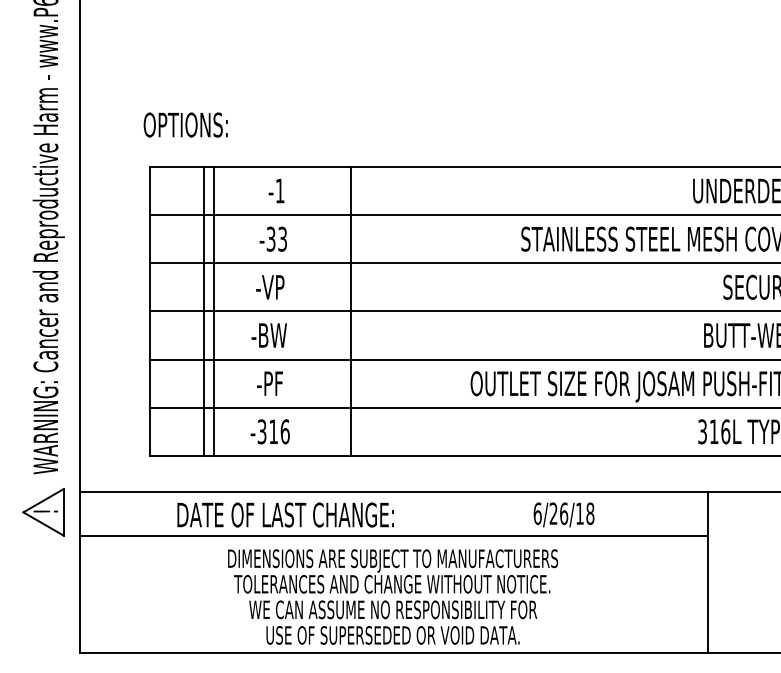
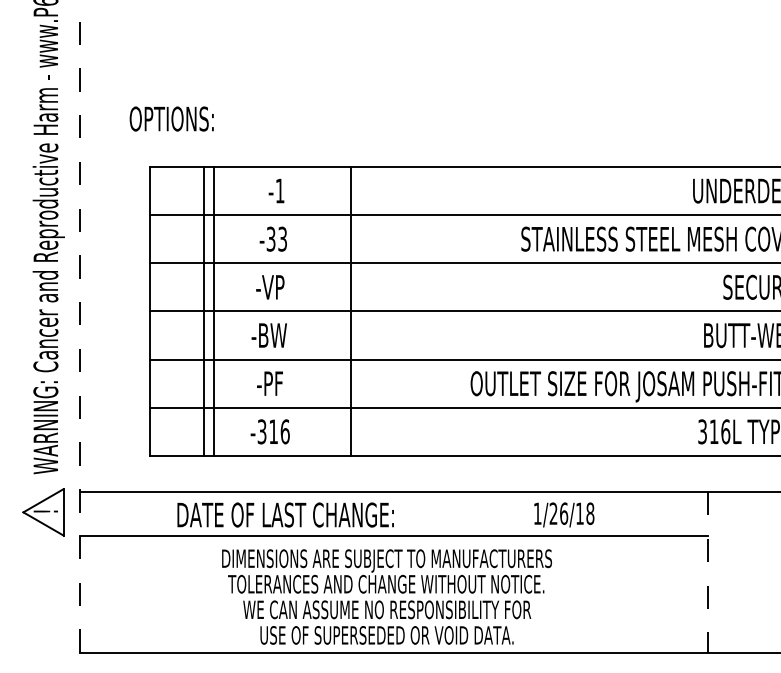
text position: (185, 124) -> (171, 118) (171, 118)
line: solid -> dashed (79, 326)
text: 6/26/18 -> 1/26/18 (537, 513)
line: solid -> dashed (708, 572)
text position: (392, 596) -> (386, 596) (386, 596)
